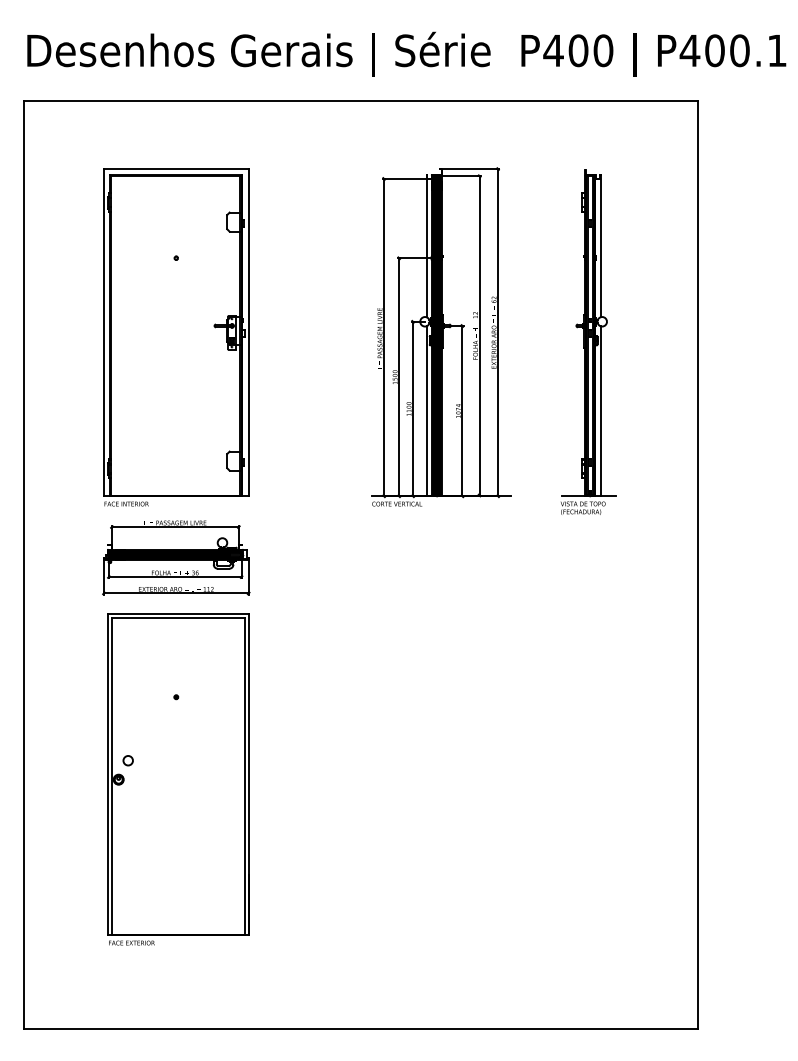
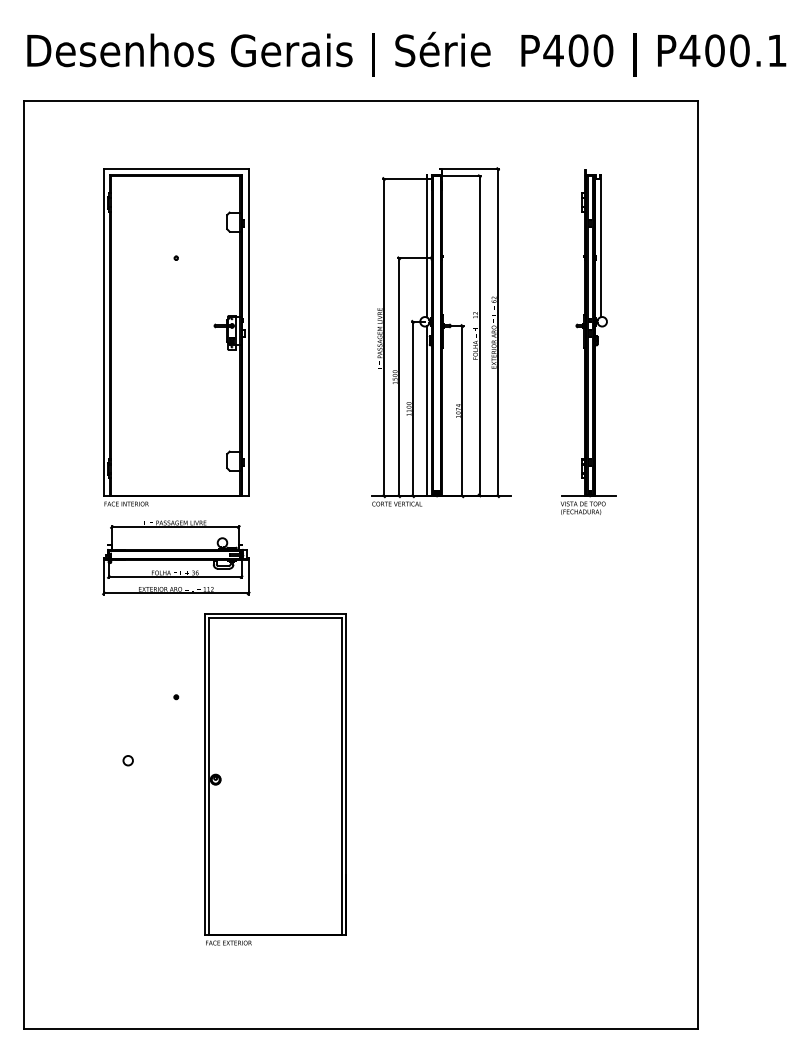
fill: present -> none (436, 332)
line: present -> none (600, 411)
fill: present -> none (175, 554)
part position: (178, 779) -> (275, 779) (275, 779)
